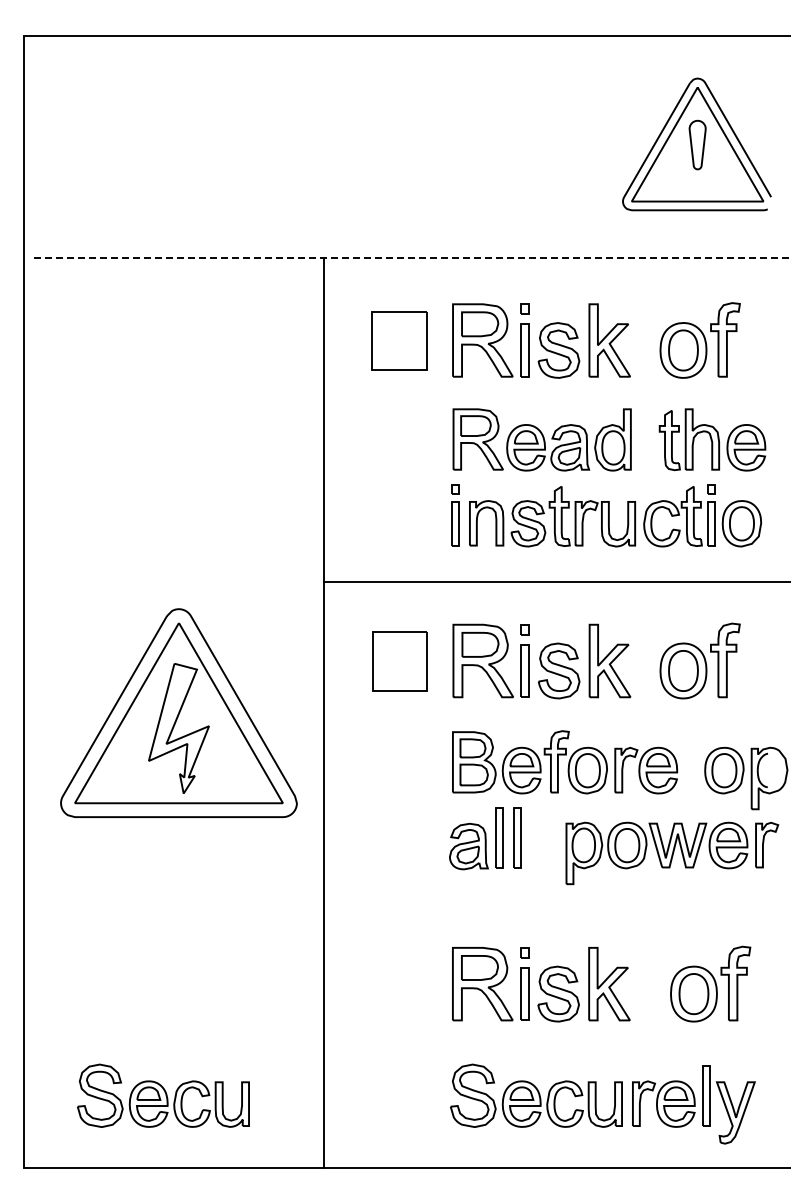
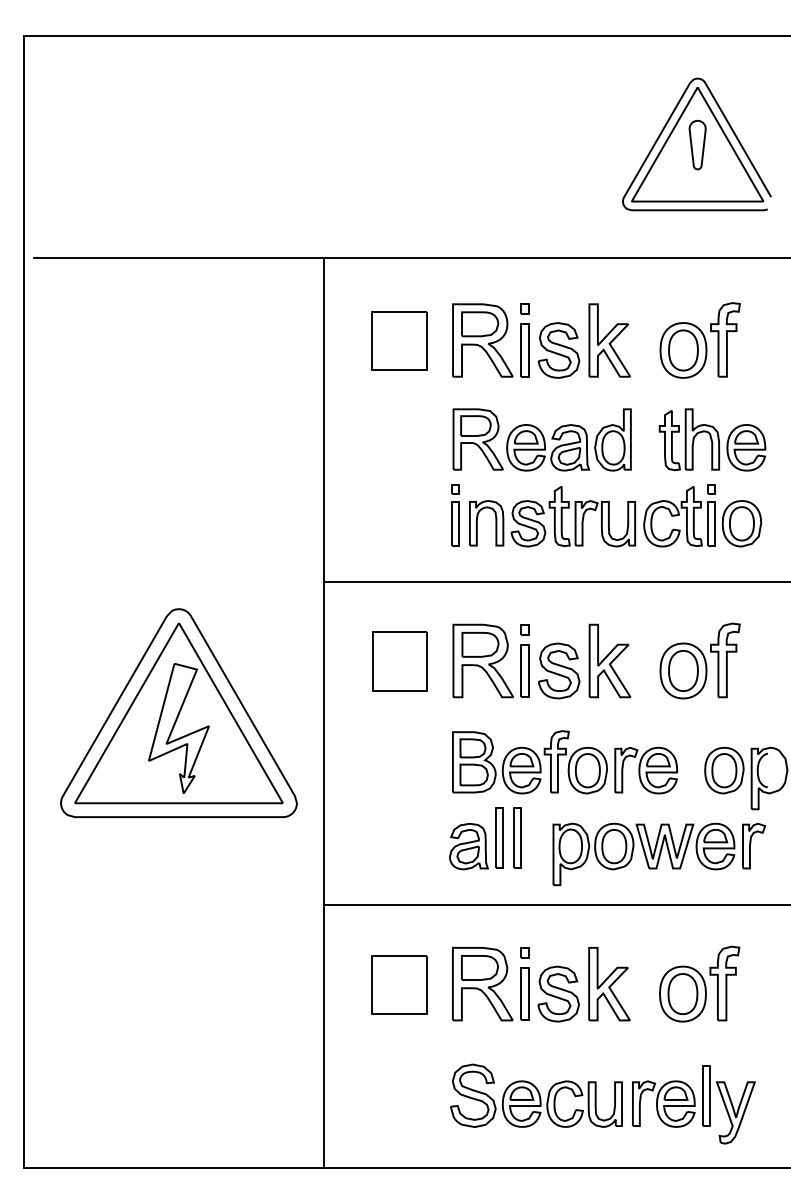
line: dashed -> solid (412, 258)
part position: (672, 853) -> (659, 854) (659, 854)
line: none -> present (555, 904)
part position: (710, 983) -> (699, 983) (699, 983)
part: none -> present (399, 984)
part: present -> none (163, 1095)
